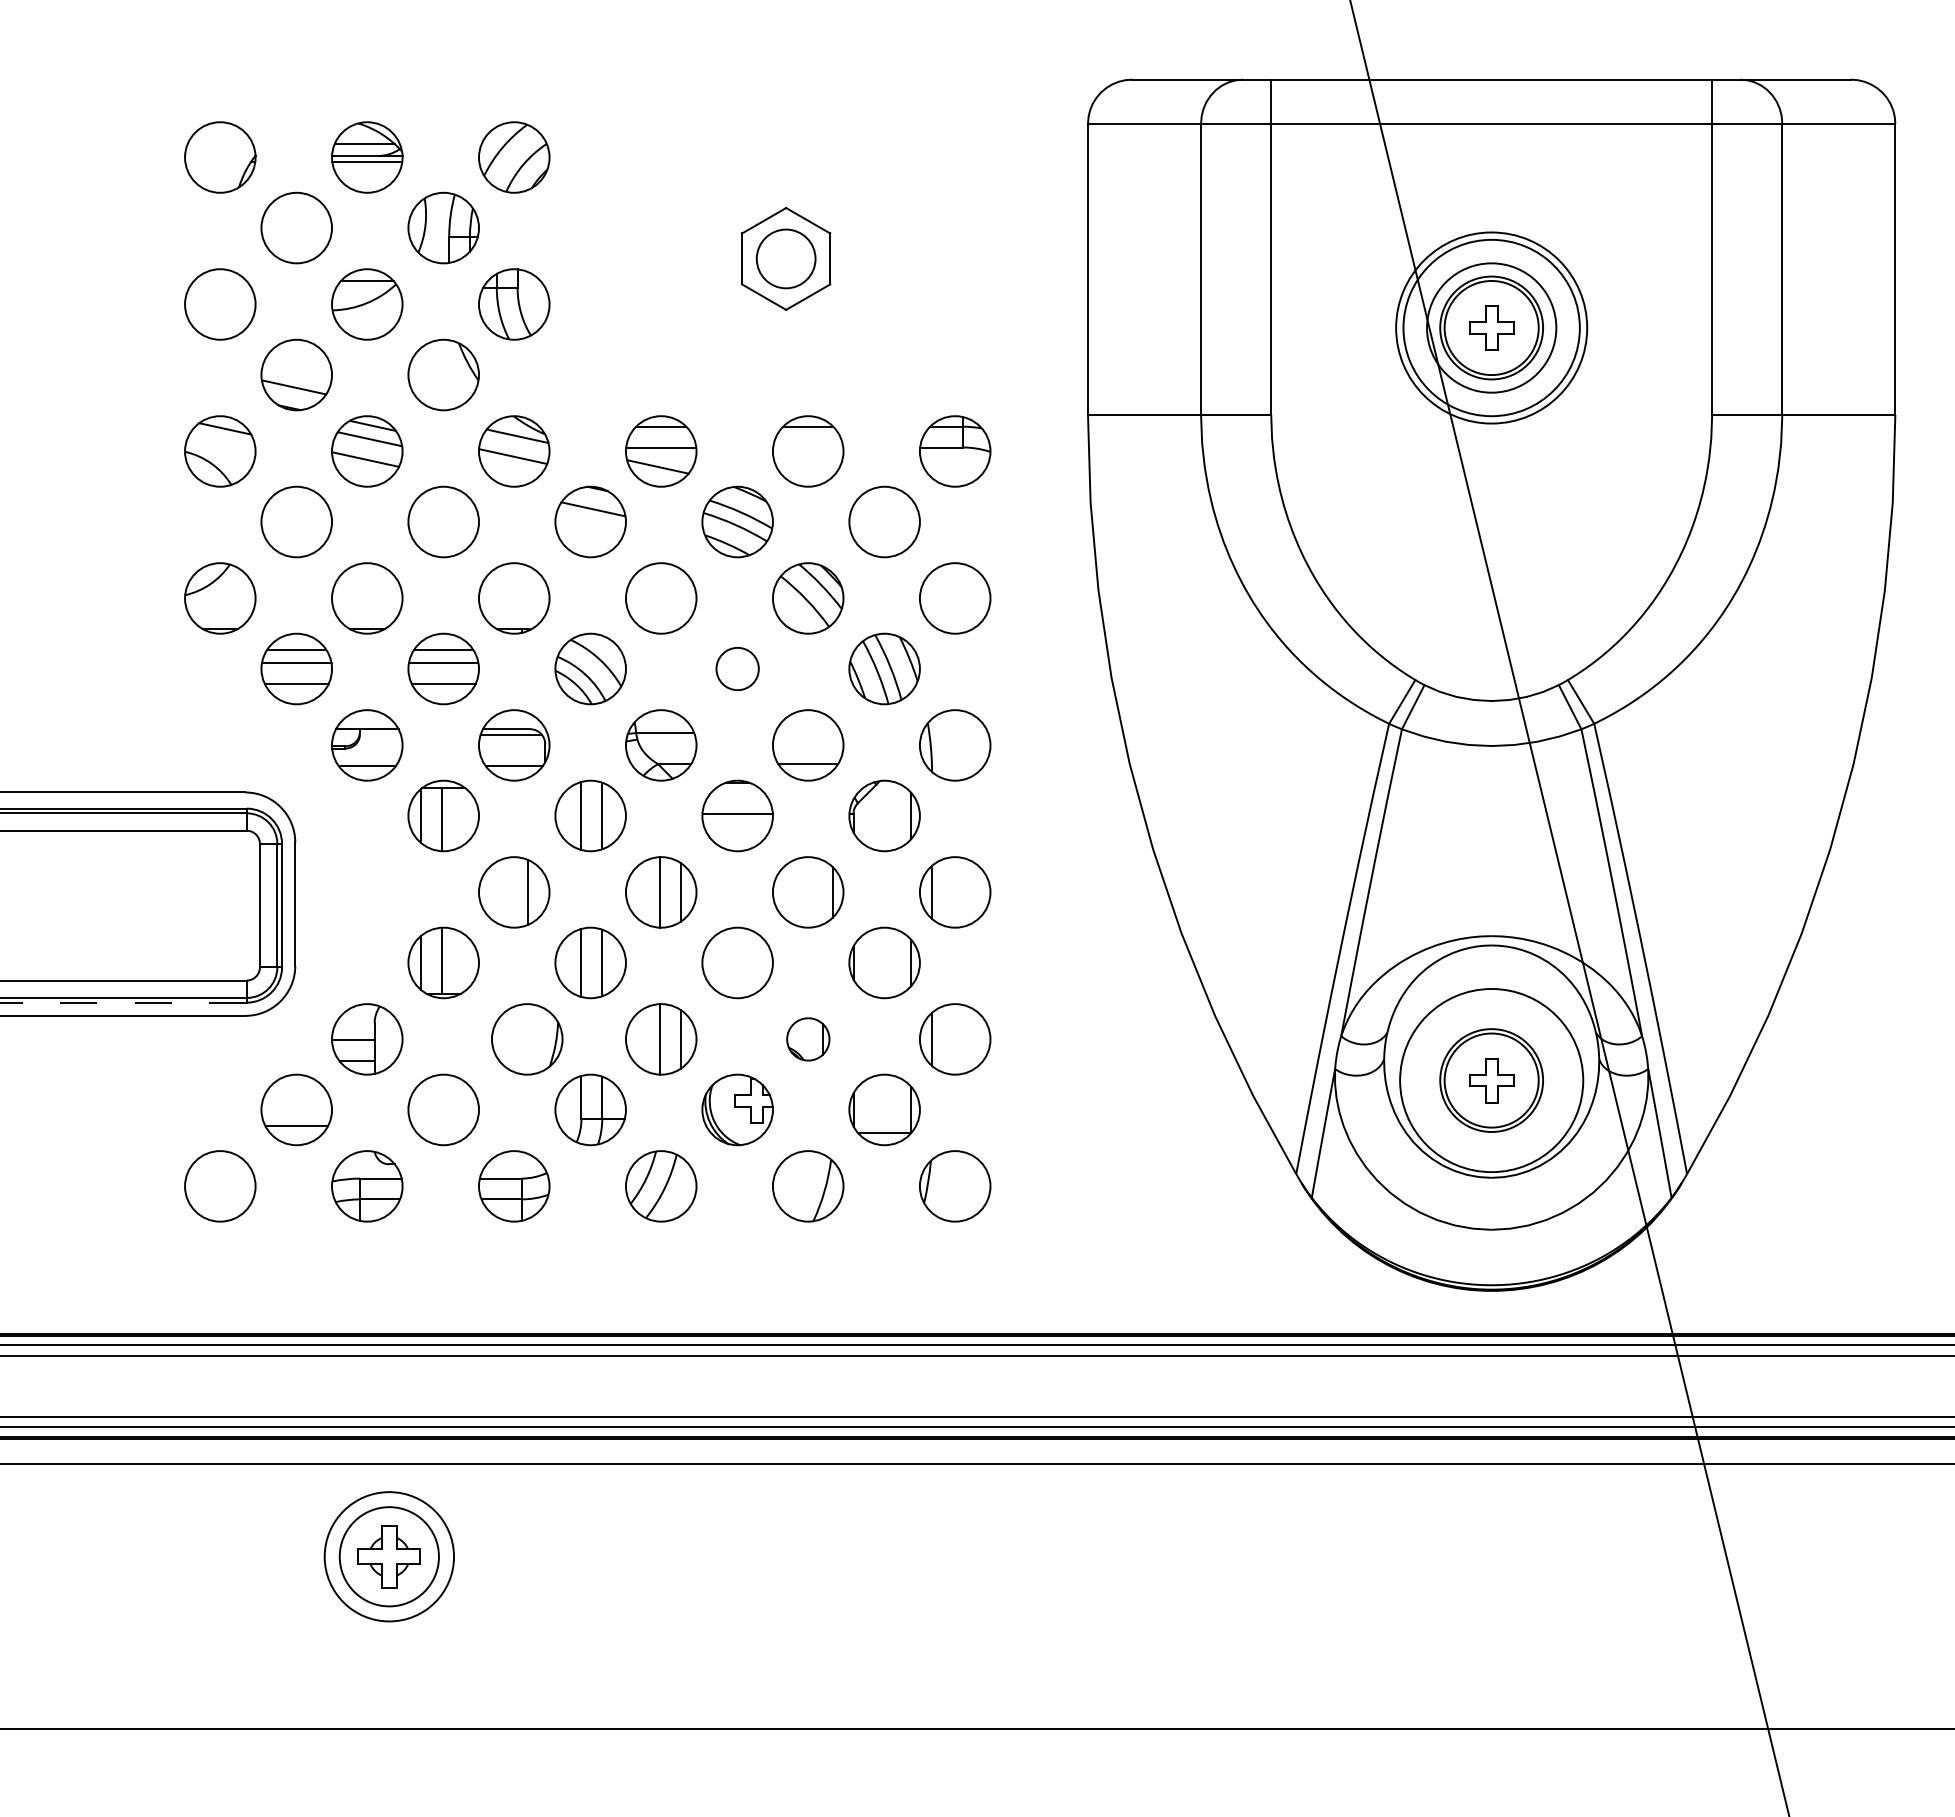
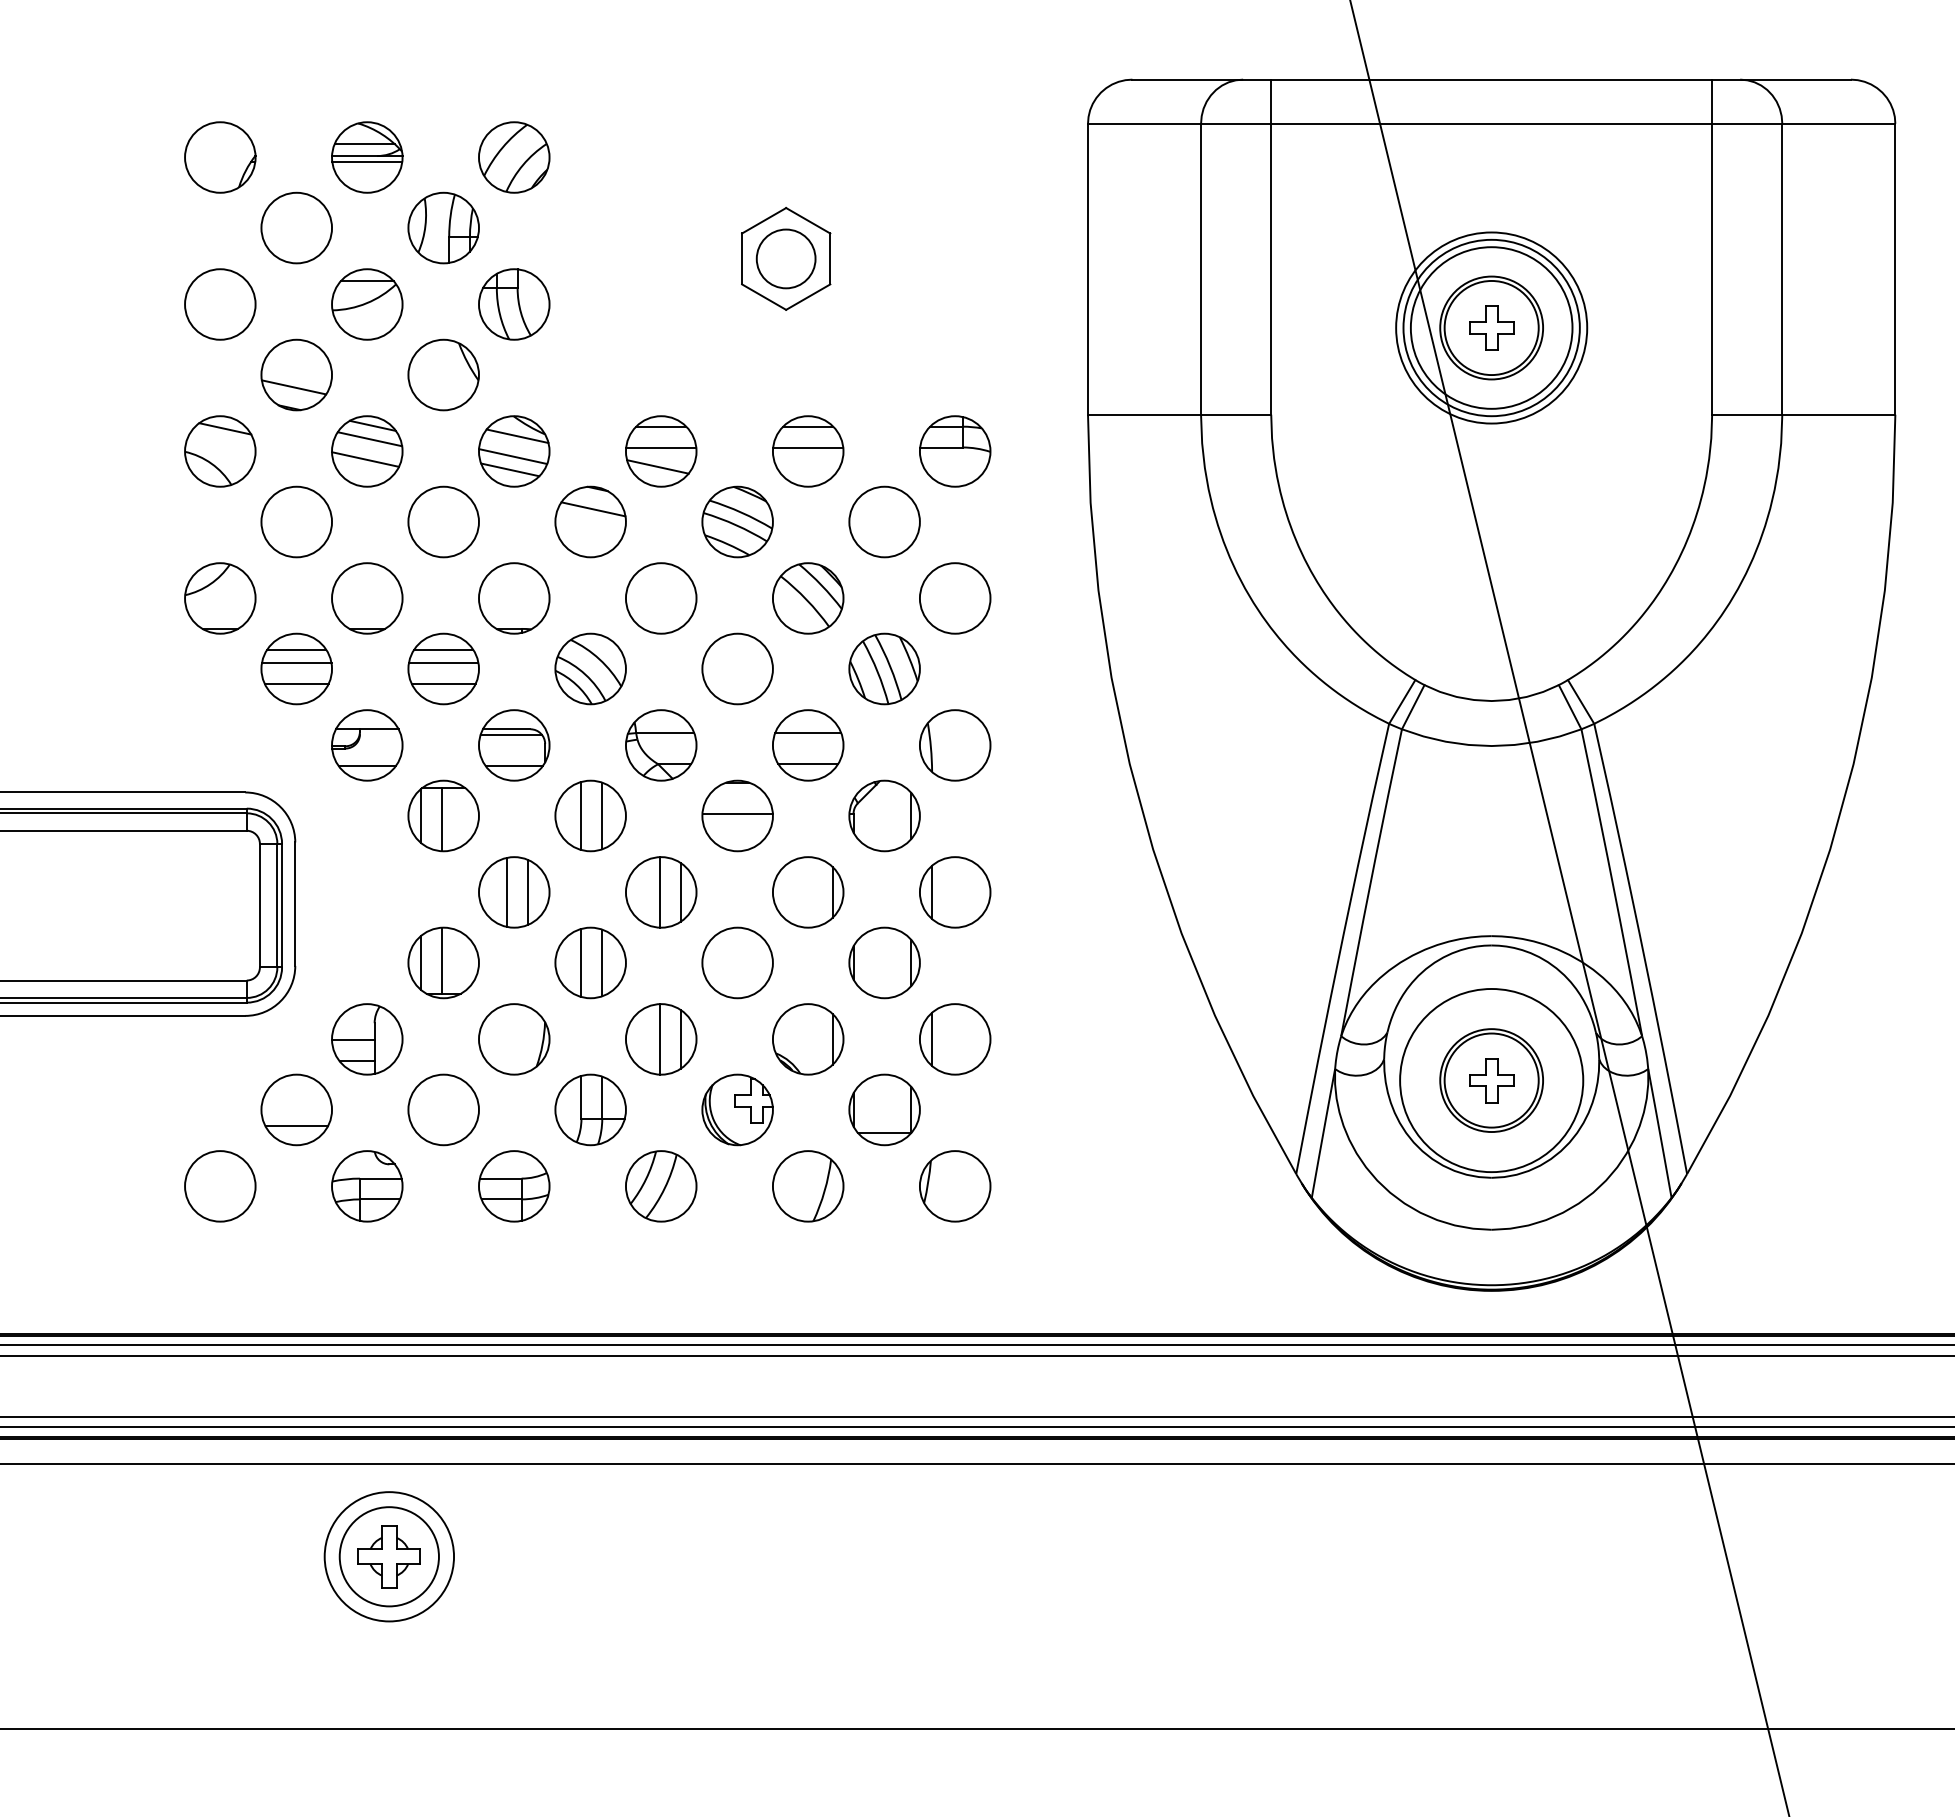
circle diameter: 129 px -> 162 px (1491, 327)
line: none -> present (808, 447)
line: none -> present (510, 469)
circle diameter: 42 px -> 71 px (737, 668)
line: none -> present (808, 733)
line: none -> present (507, 891)
line: dashed -> solid (123, 1002)
part position: (527, 1039) -> (514, 1039) (514, 1039)
part size: 45x45 px -> 73x73 px (808, 1039)
